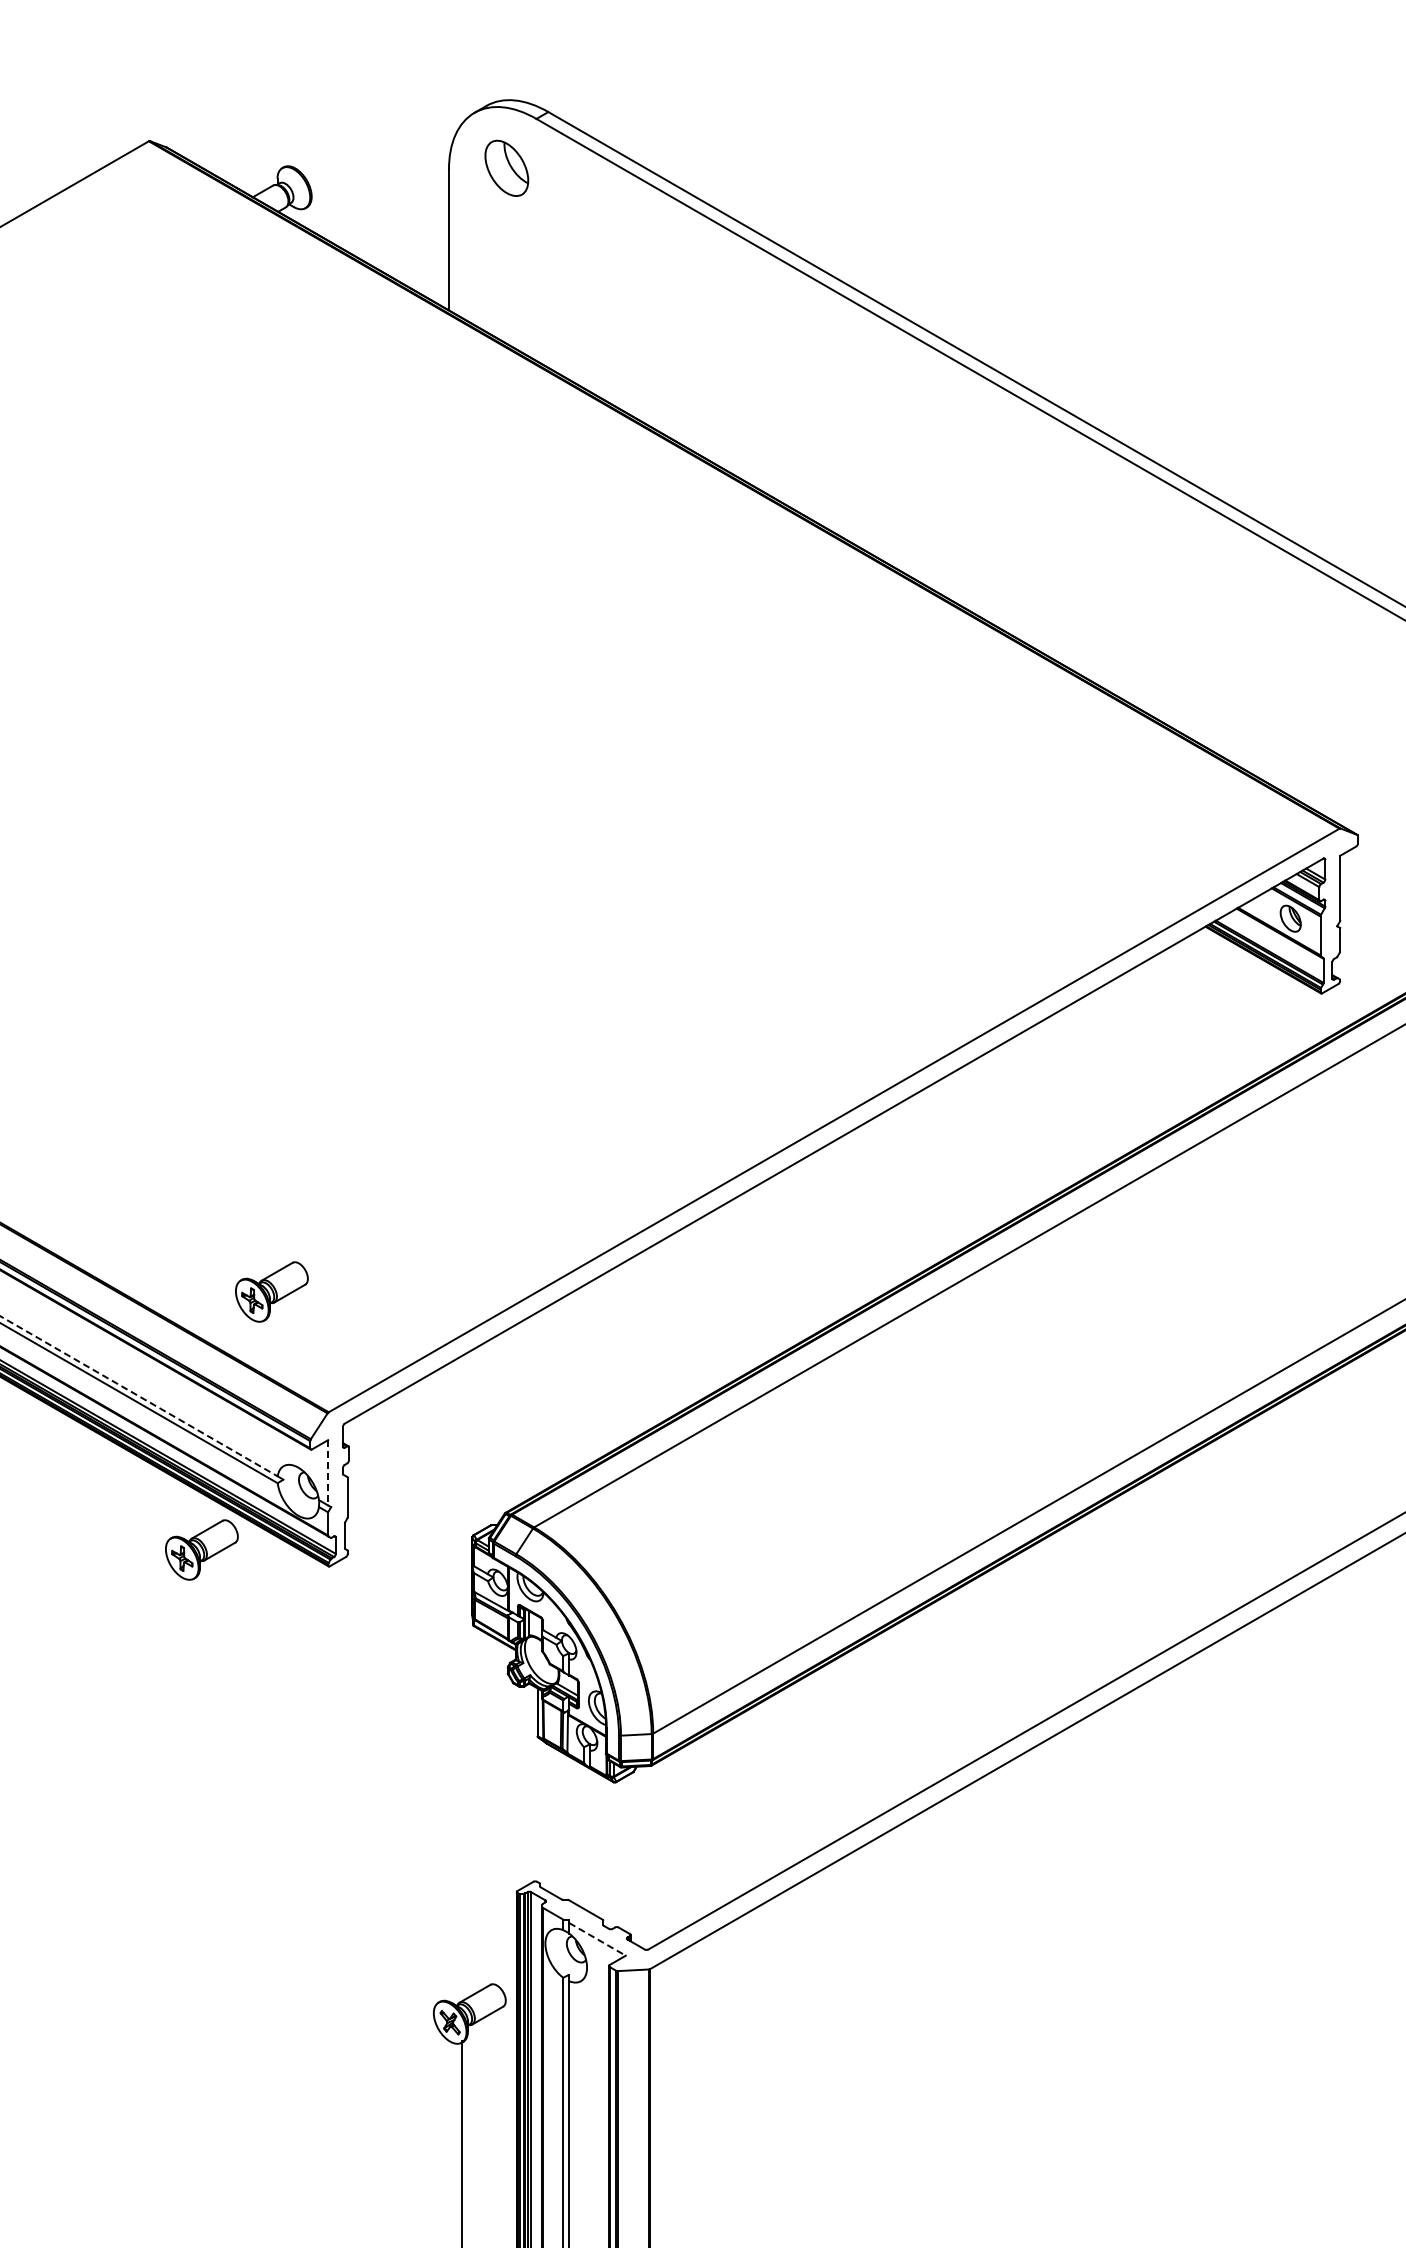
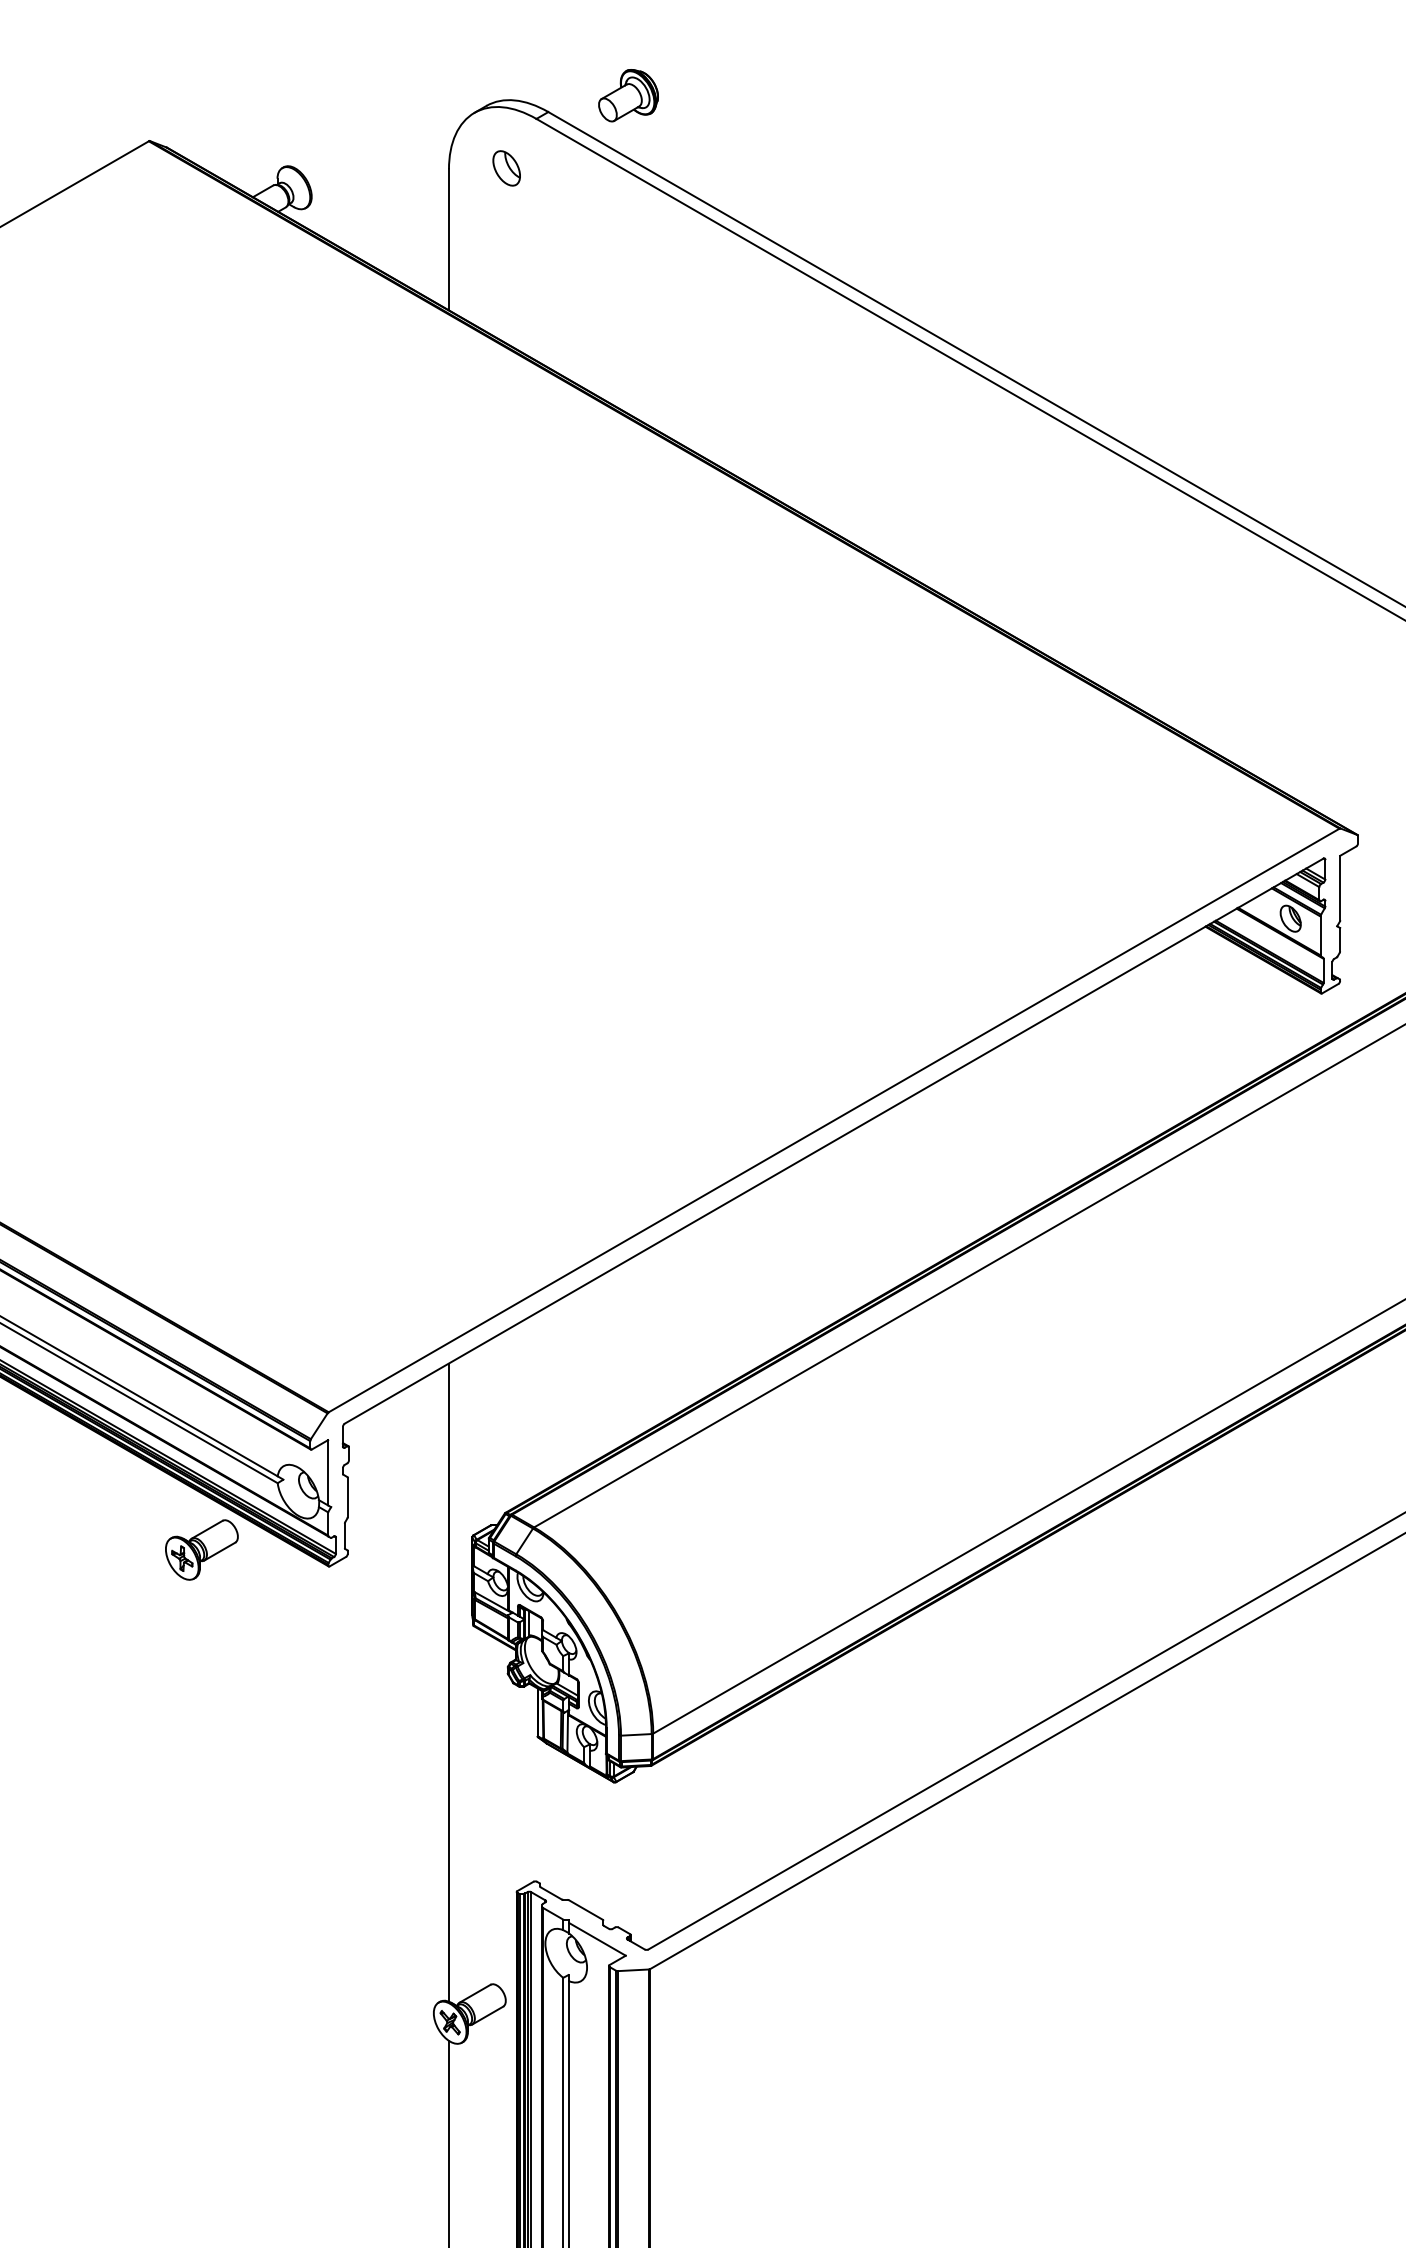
part: none -> present (628, 95)
part size: 46x58 px -> 29x37 px (506, 168)
part: present -> none (271, 1291)
line: dashed -> solid (139, 1396)
line: dashed -> solid (328, 1472)
line: none -> present (448, 1682)
line: dashed -> solid (597, 1939)
line position: (461, 2142) -> (448, 2142) (448, 2142)
